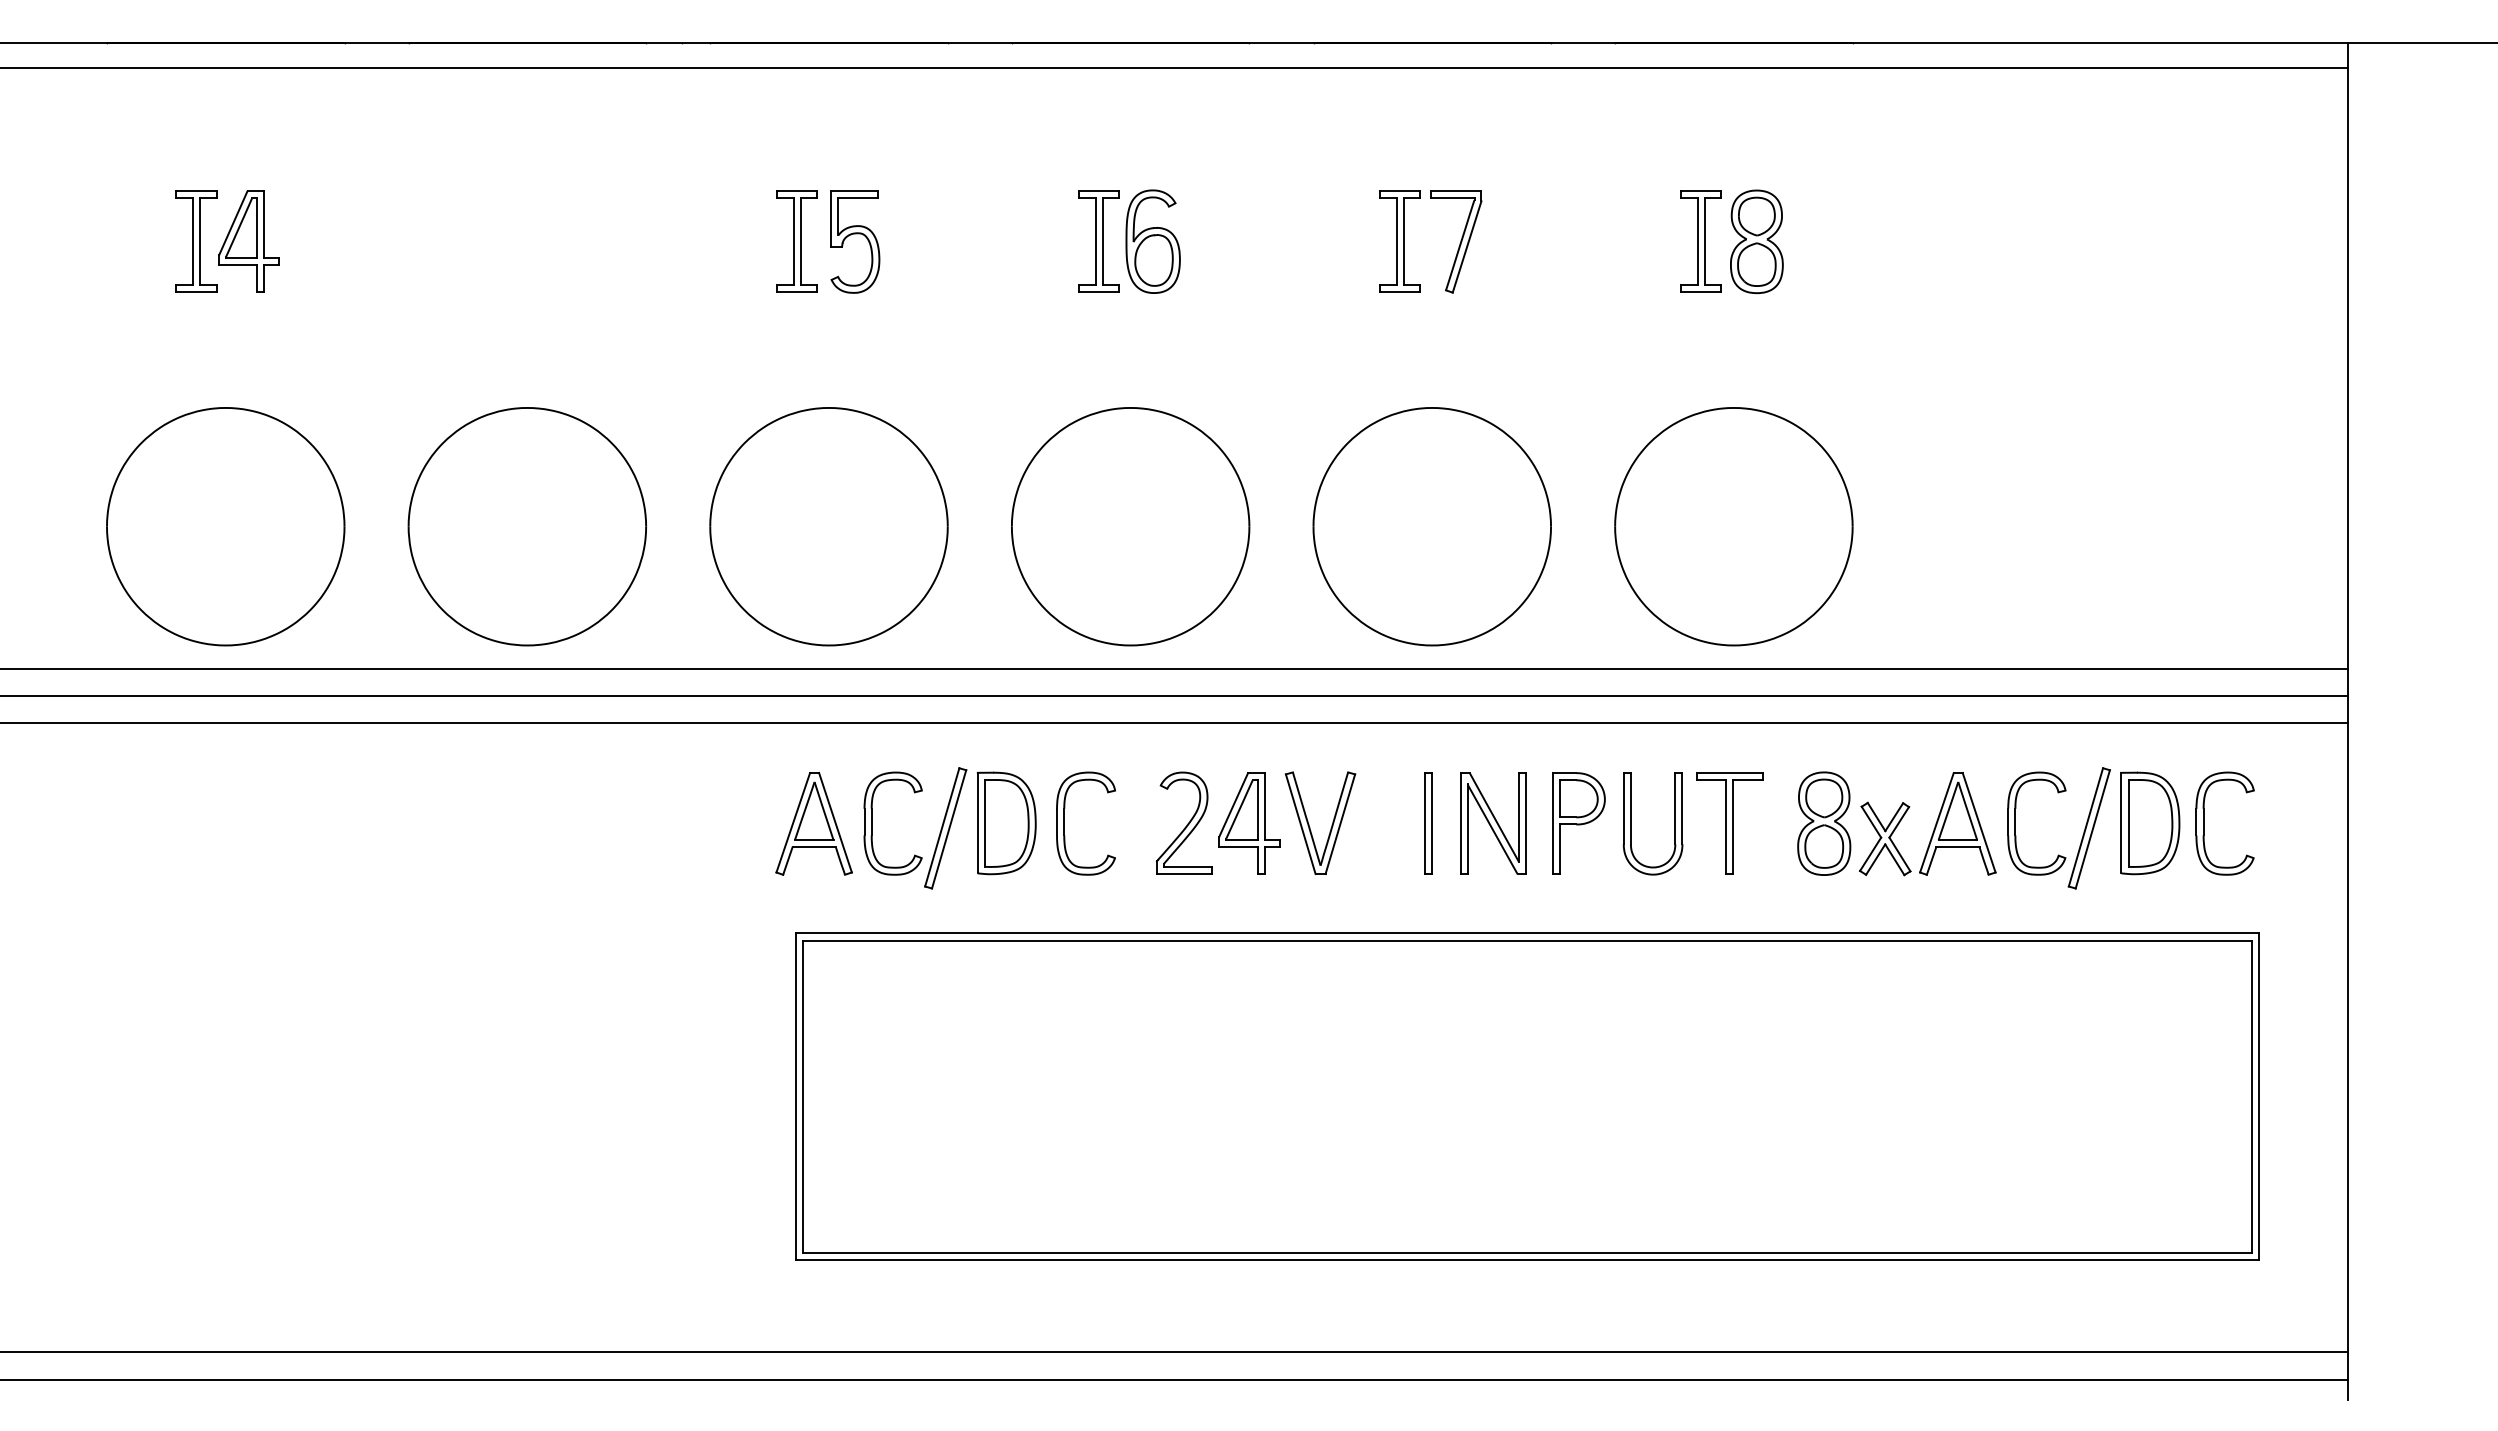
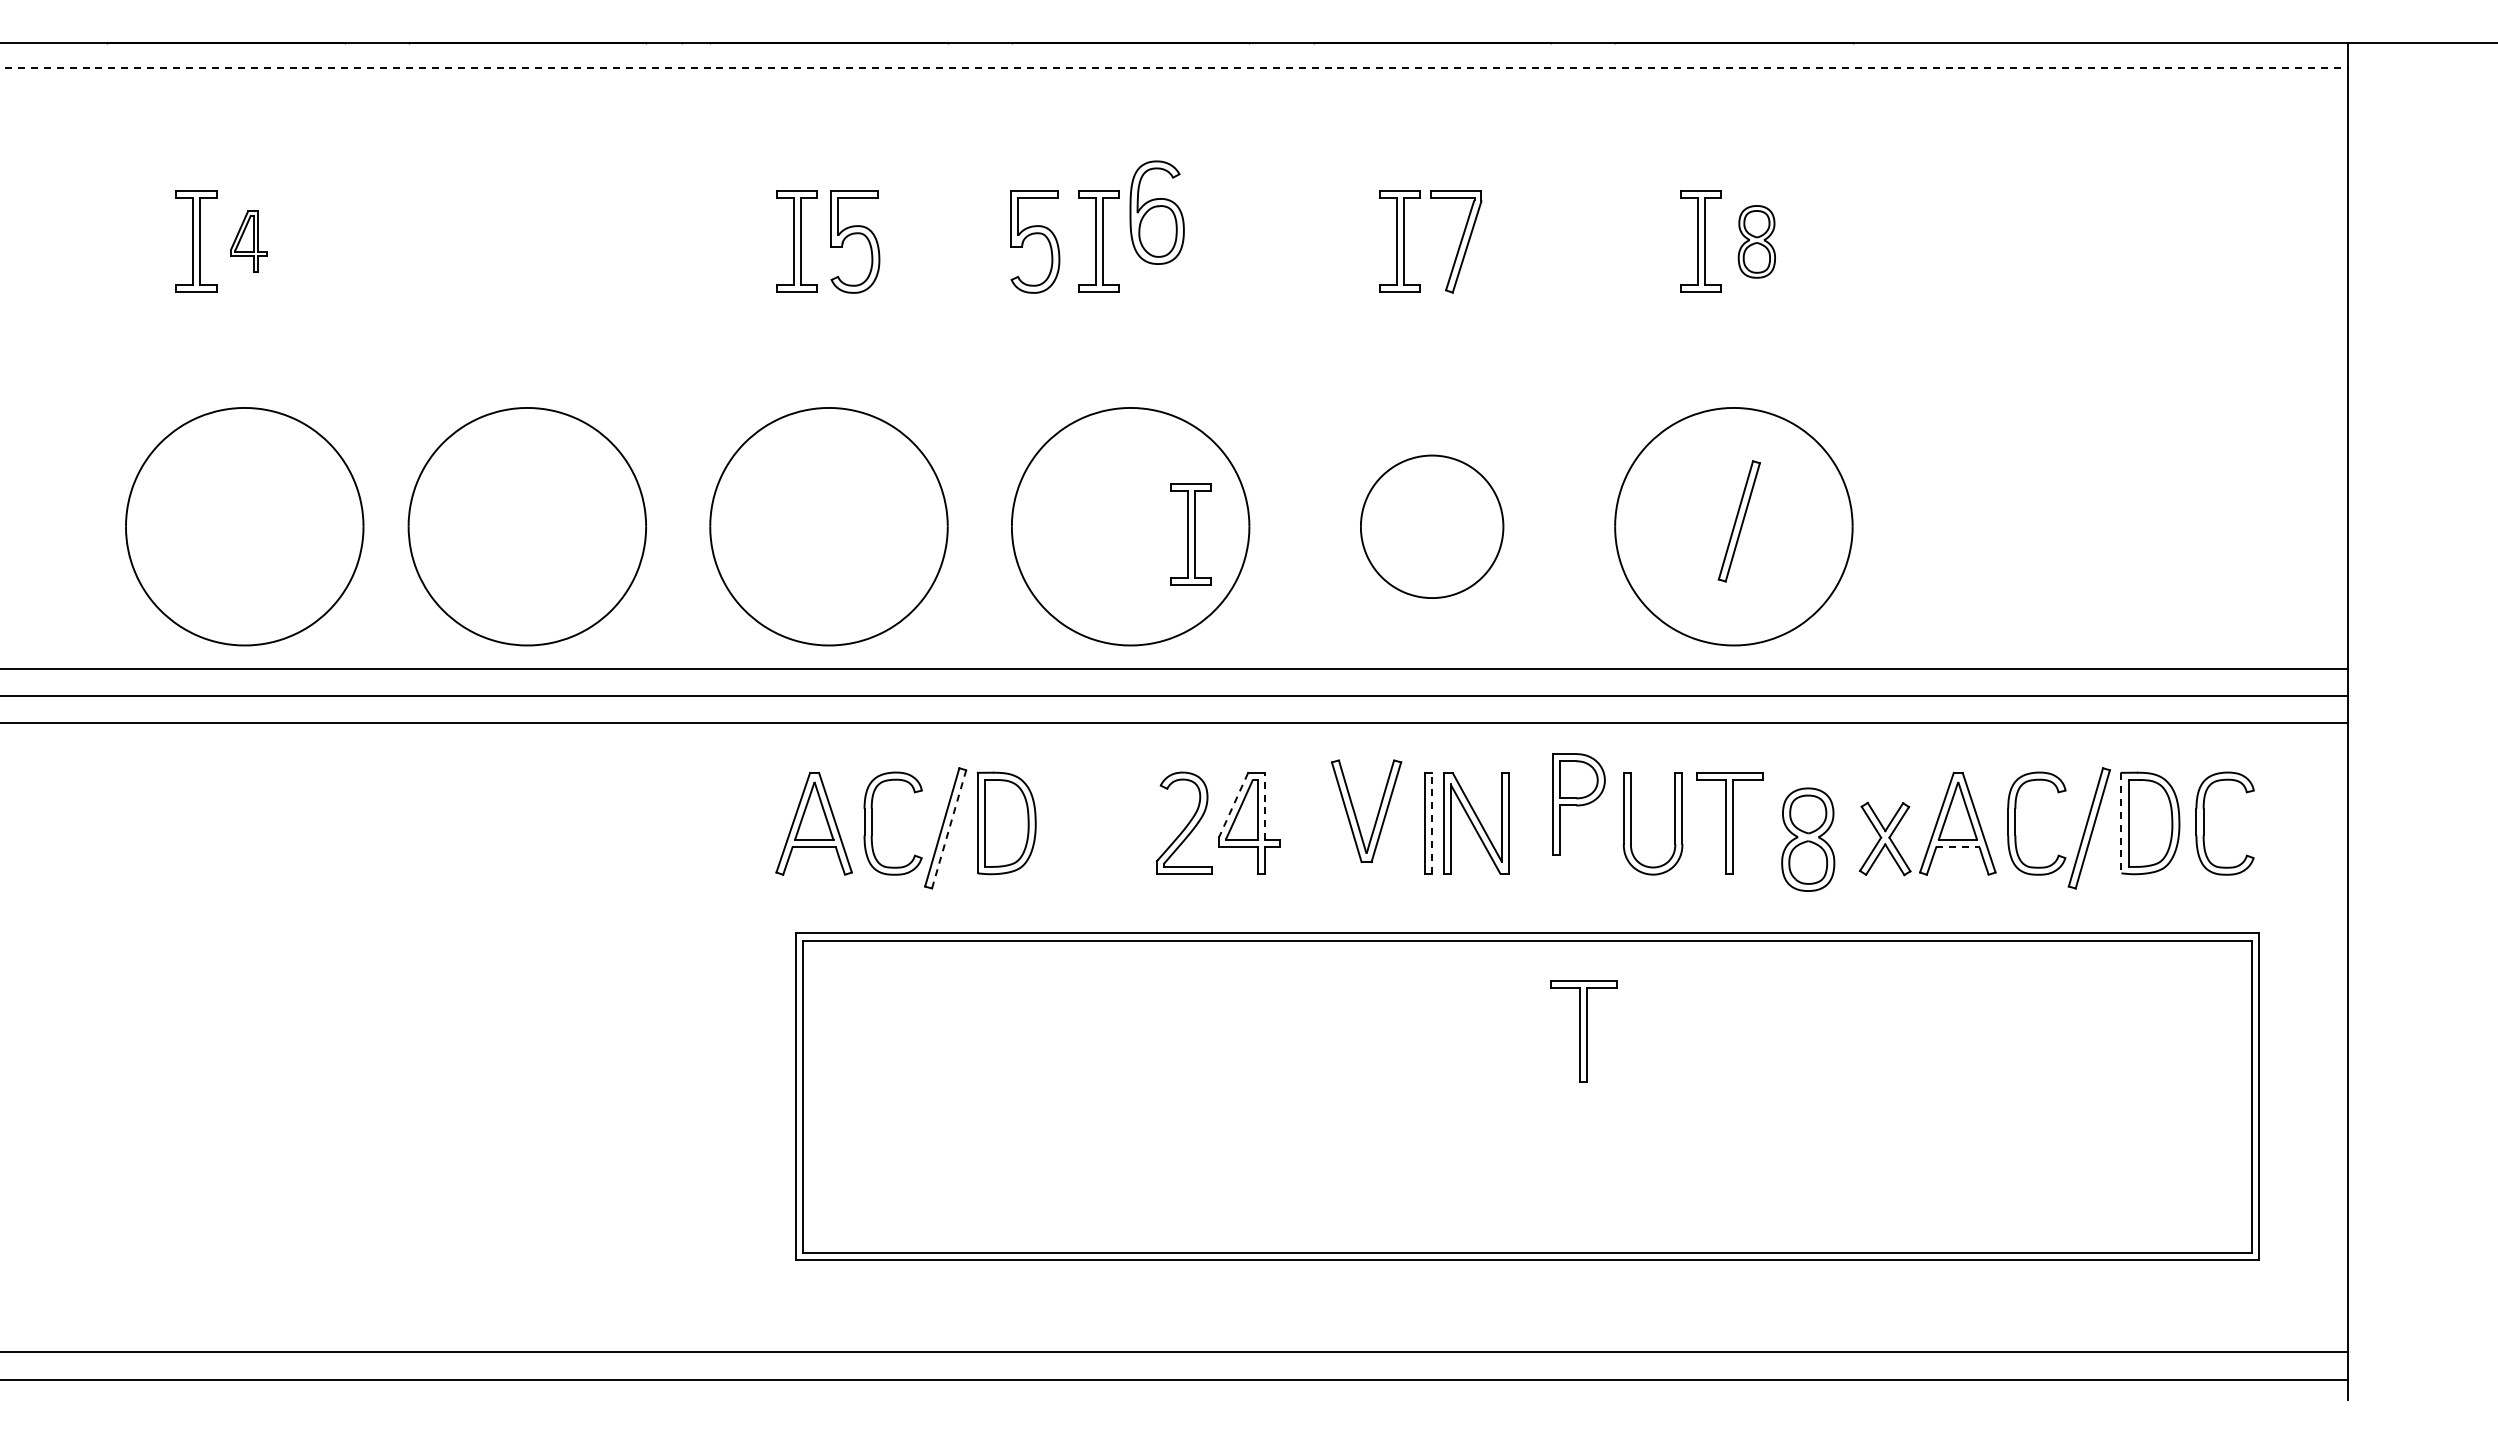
line: solid -> dashed (1174, 68)
part: none -> present (1035, 234)
part size: 62x103 px -> 38x63 px (248, 241)
part position: (1152, 241) -> (1156, 212) (1156, 212)
part size: 54x106 px -> 39x74 px (1756, 241)
part: none -> present (1738, 521)
part position: (225, 526) -> (244, 526) (244, 526)
part size: 240x240 px -> 145x145 px (1432, 526)
part: none -> present (1190, 534)
line: solid -> dashed (1233, 805)
line: solid -> dashed (1265, 806)
part: present -> none (1064, 823)
line: solid -> dashed (1432, 823)
part position: (1493, 823) -> (1476, 823) (1476, 823)
part position: (1578, 823) -> (1578, 804) (1578, 804)
part position: (1824, 823) -> (1808, 839) (1808, 839)
line: solid -> dashed (2121, 823)
part position: (1309, 824) -> (1355, 812) (1355, 812)
line: solid -> dashed (949, 829)
line: solid -> dashed (1957, 847)
part: none -> present (1583, 1031)
